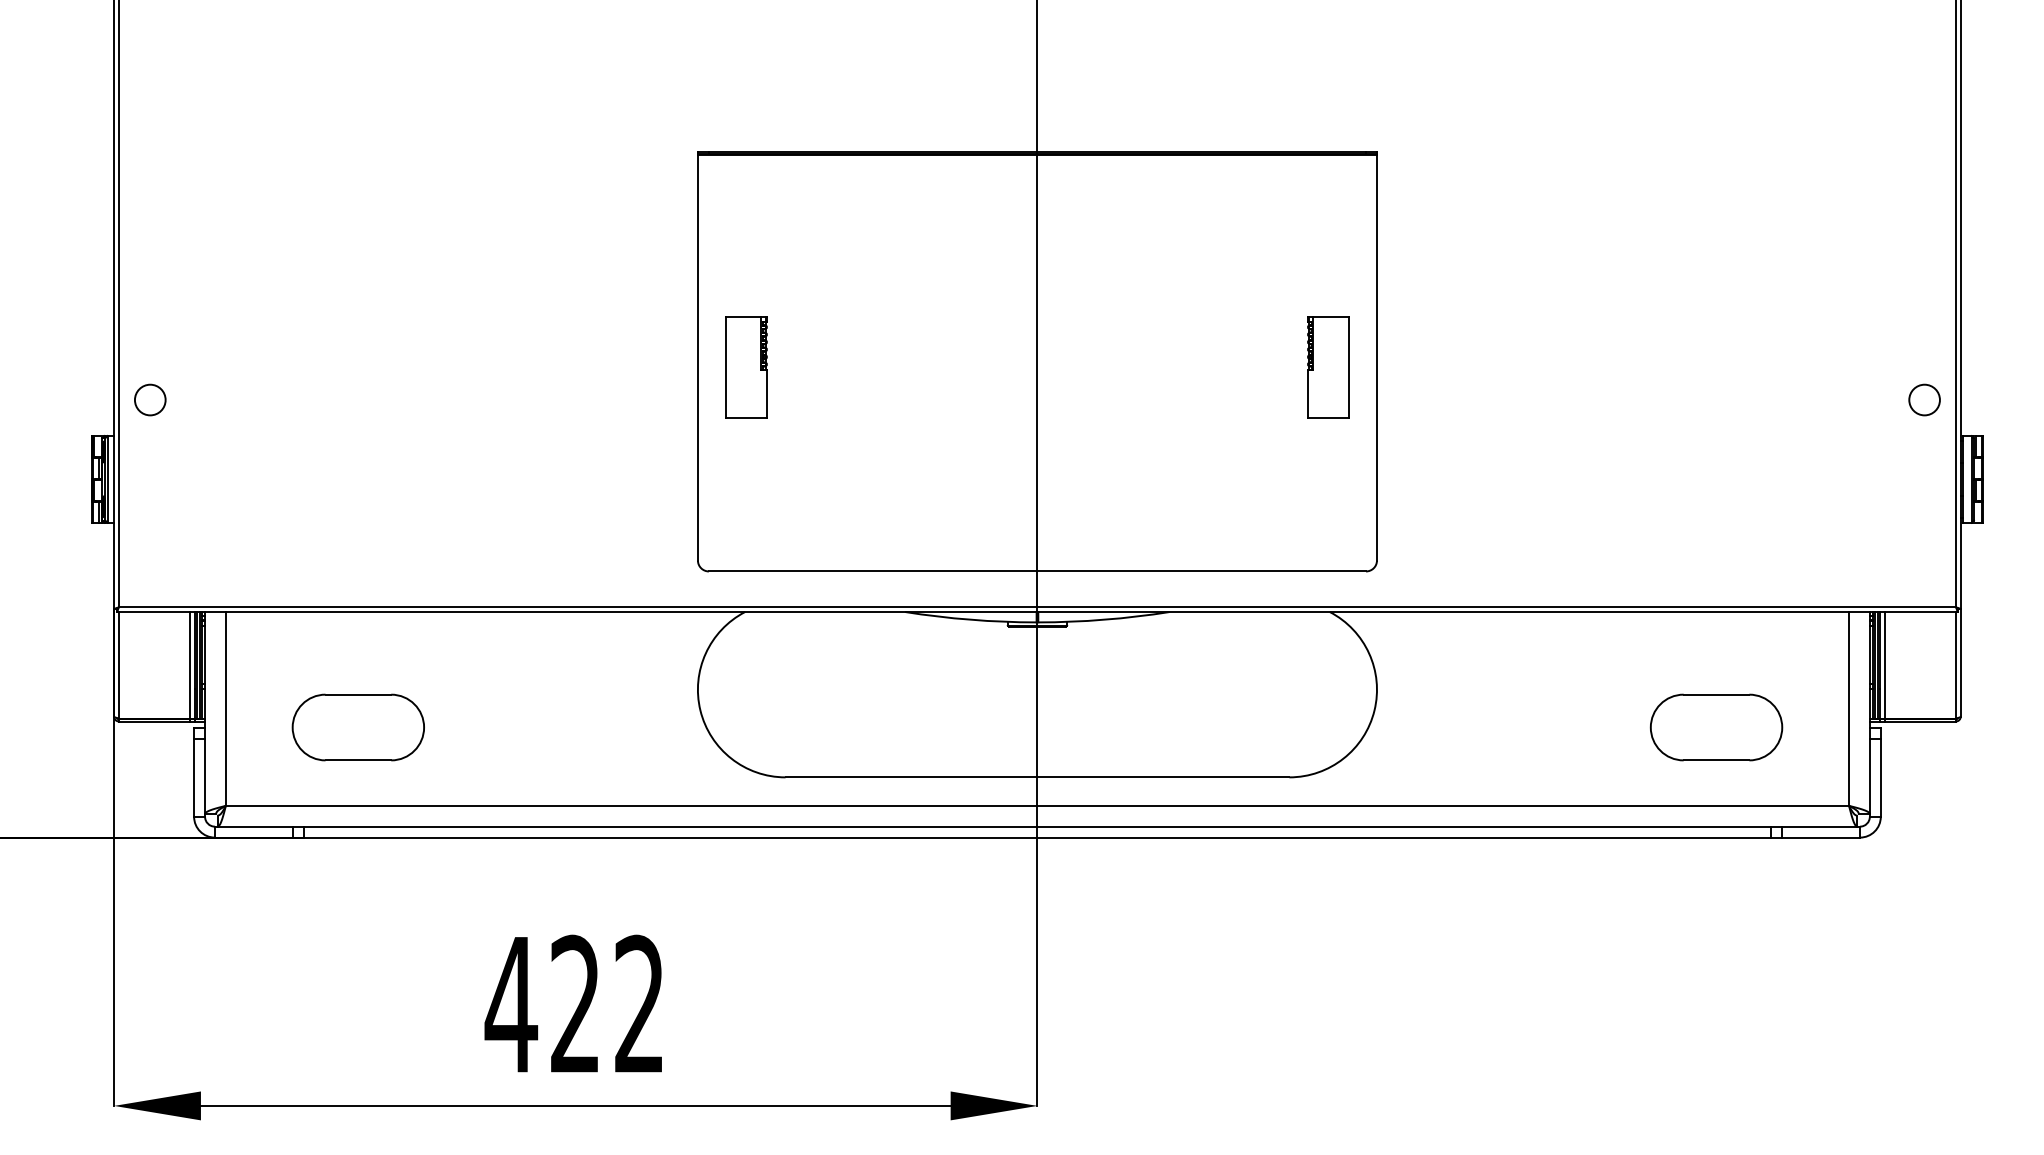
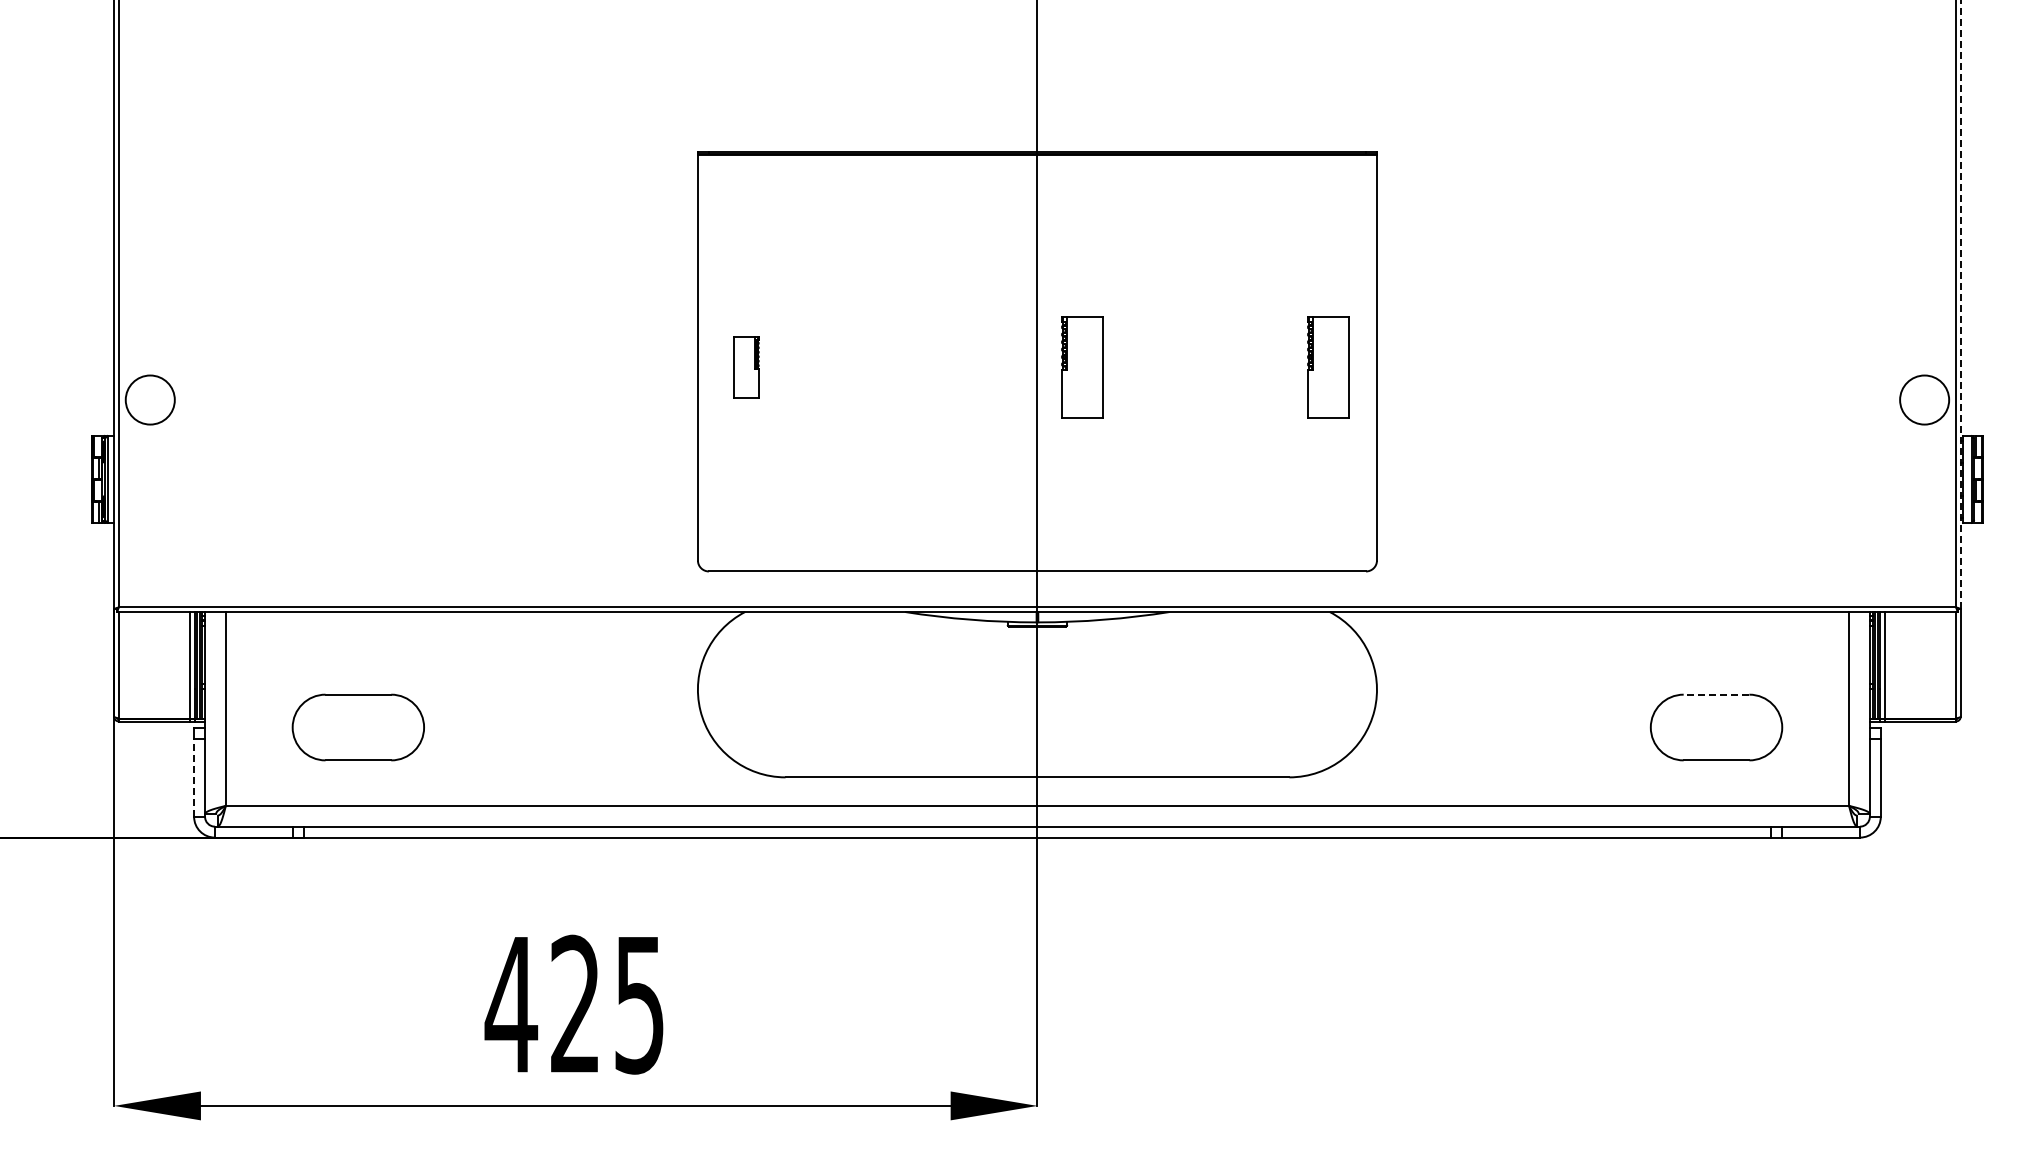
line: solid -> dashed (1960, 304)
part size: 43x103 px -> 27x63 px (746, 367)
part: none -> present (1082, 367)
circle diameter: 31 px -> 49 px (149, 399)
circle diameter: 31 px -> 49 px (1924, 399)
line: solid -> dashed (1716, 694)
line: solid -> dashed (194, 777)
text: 422 -> 425 (639, 1004)
